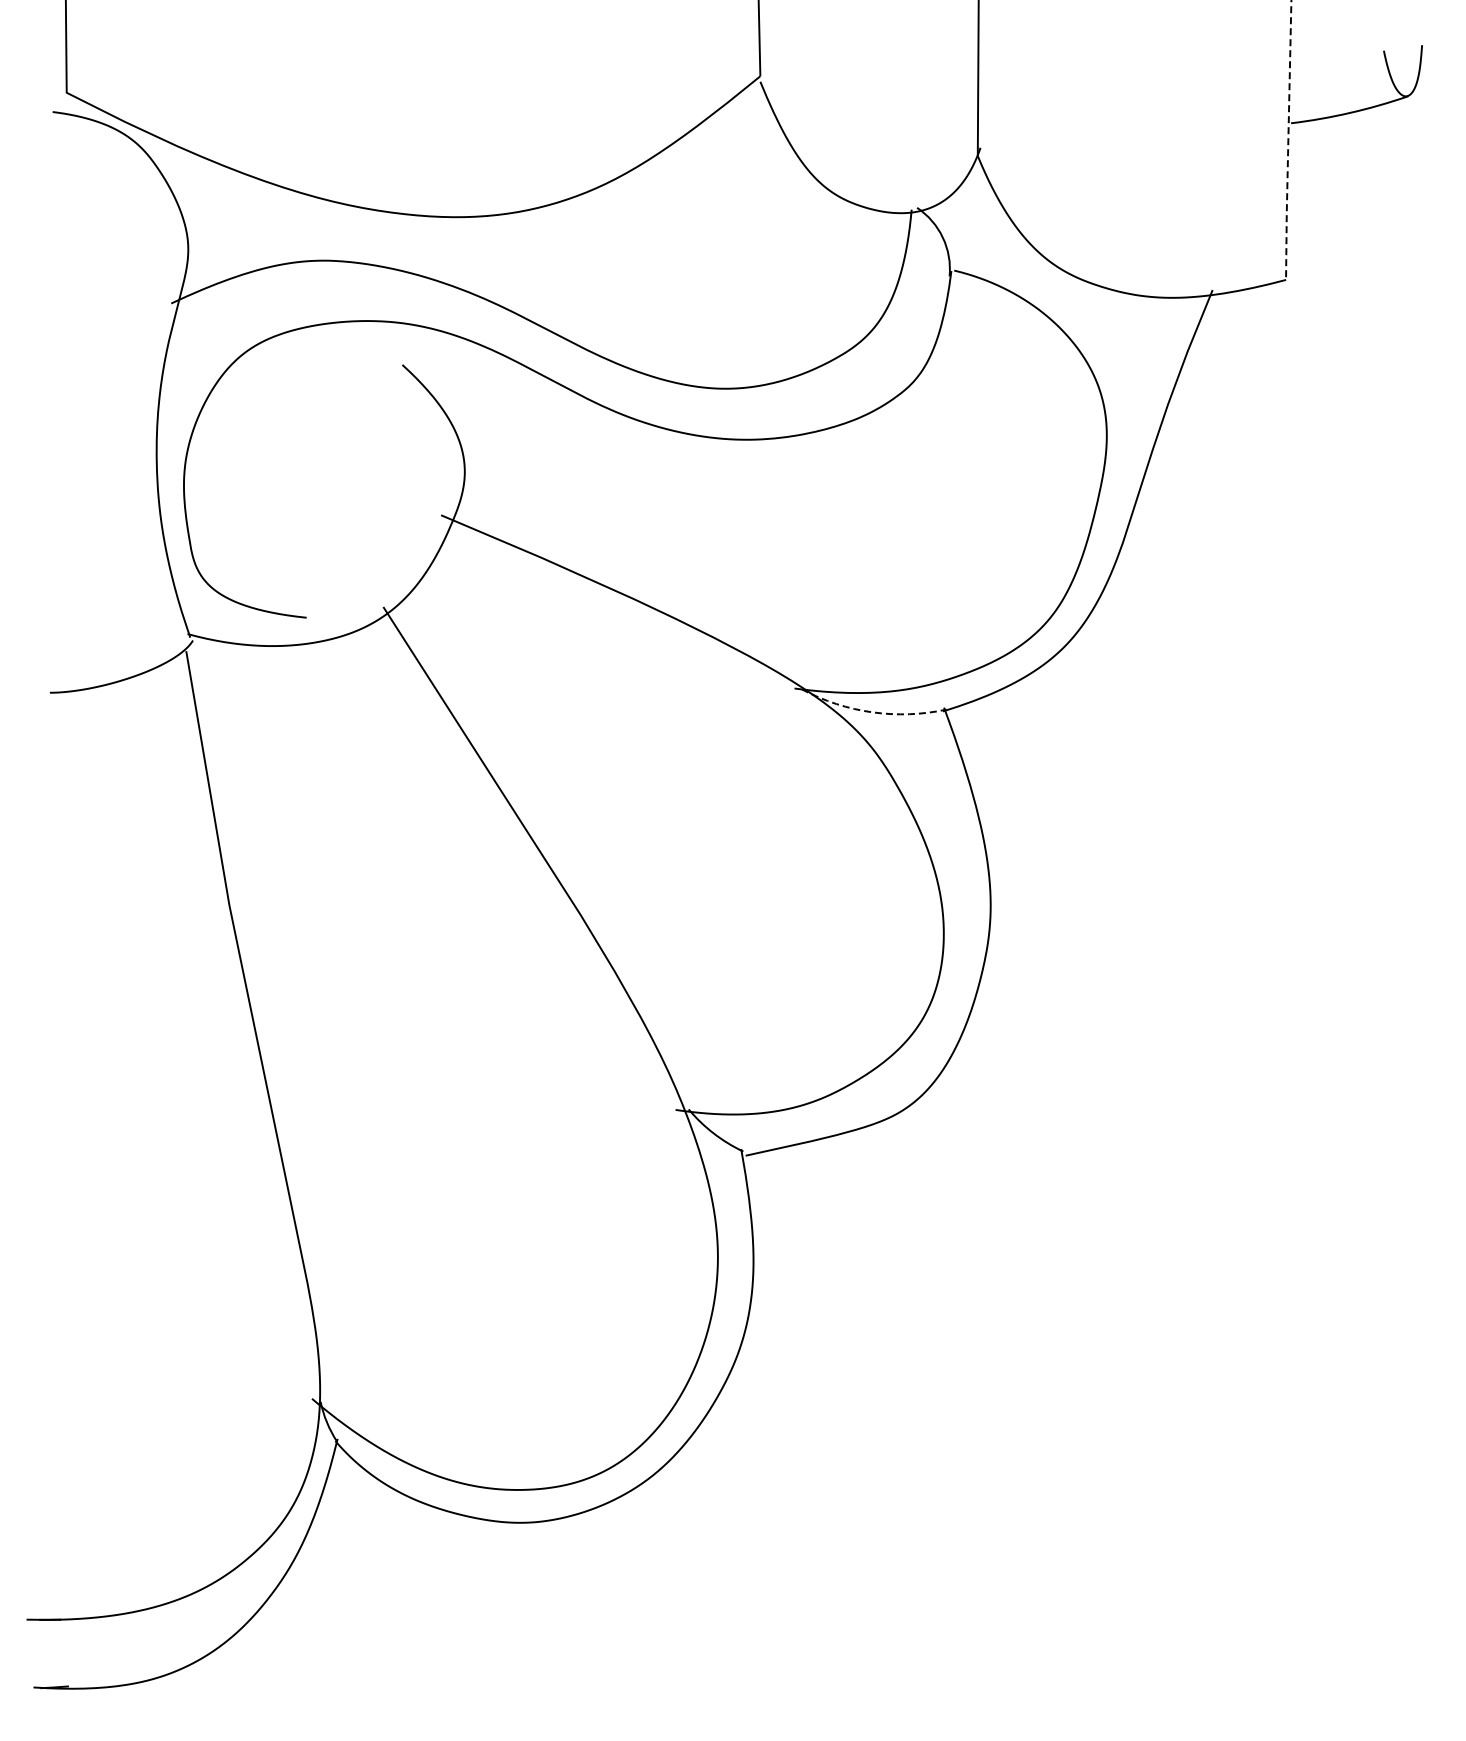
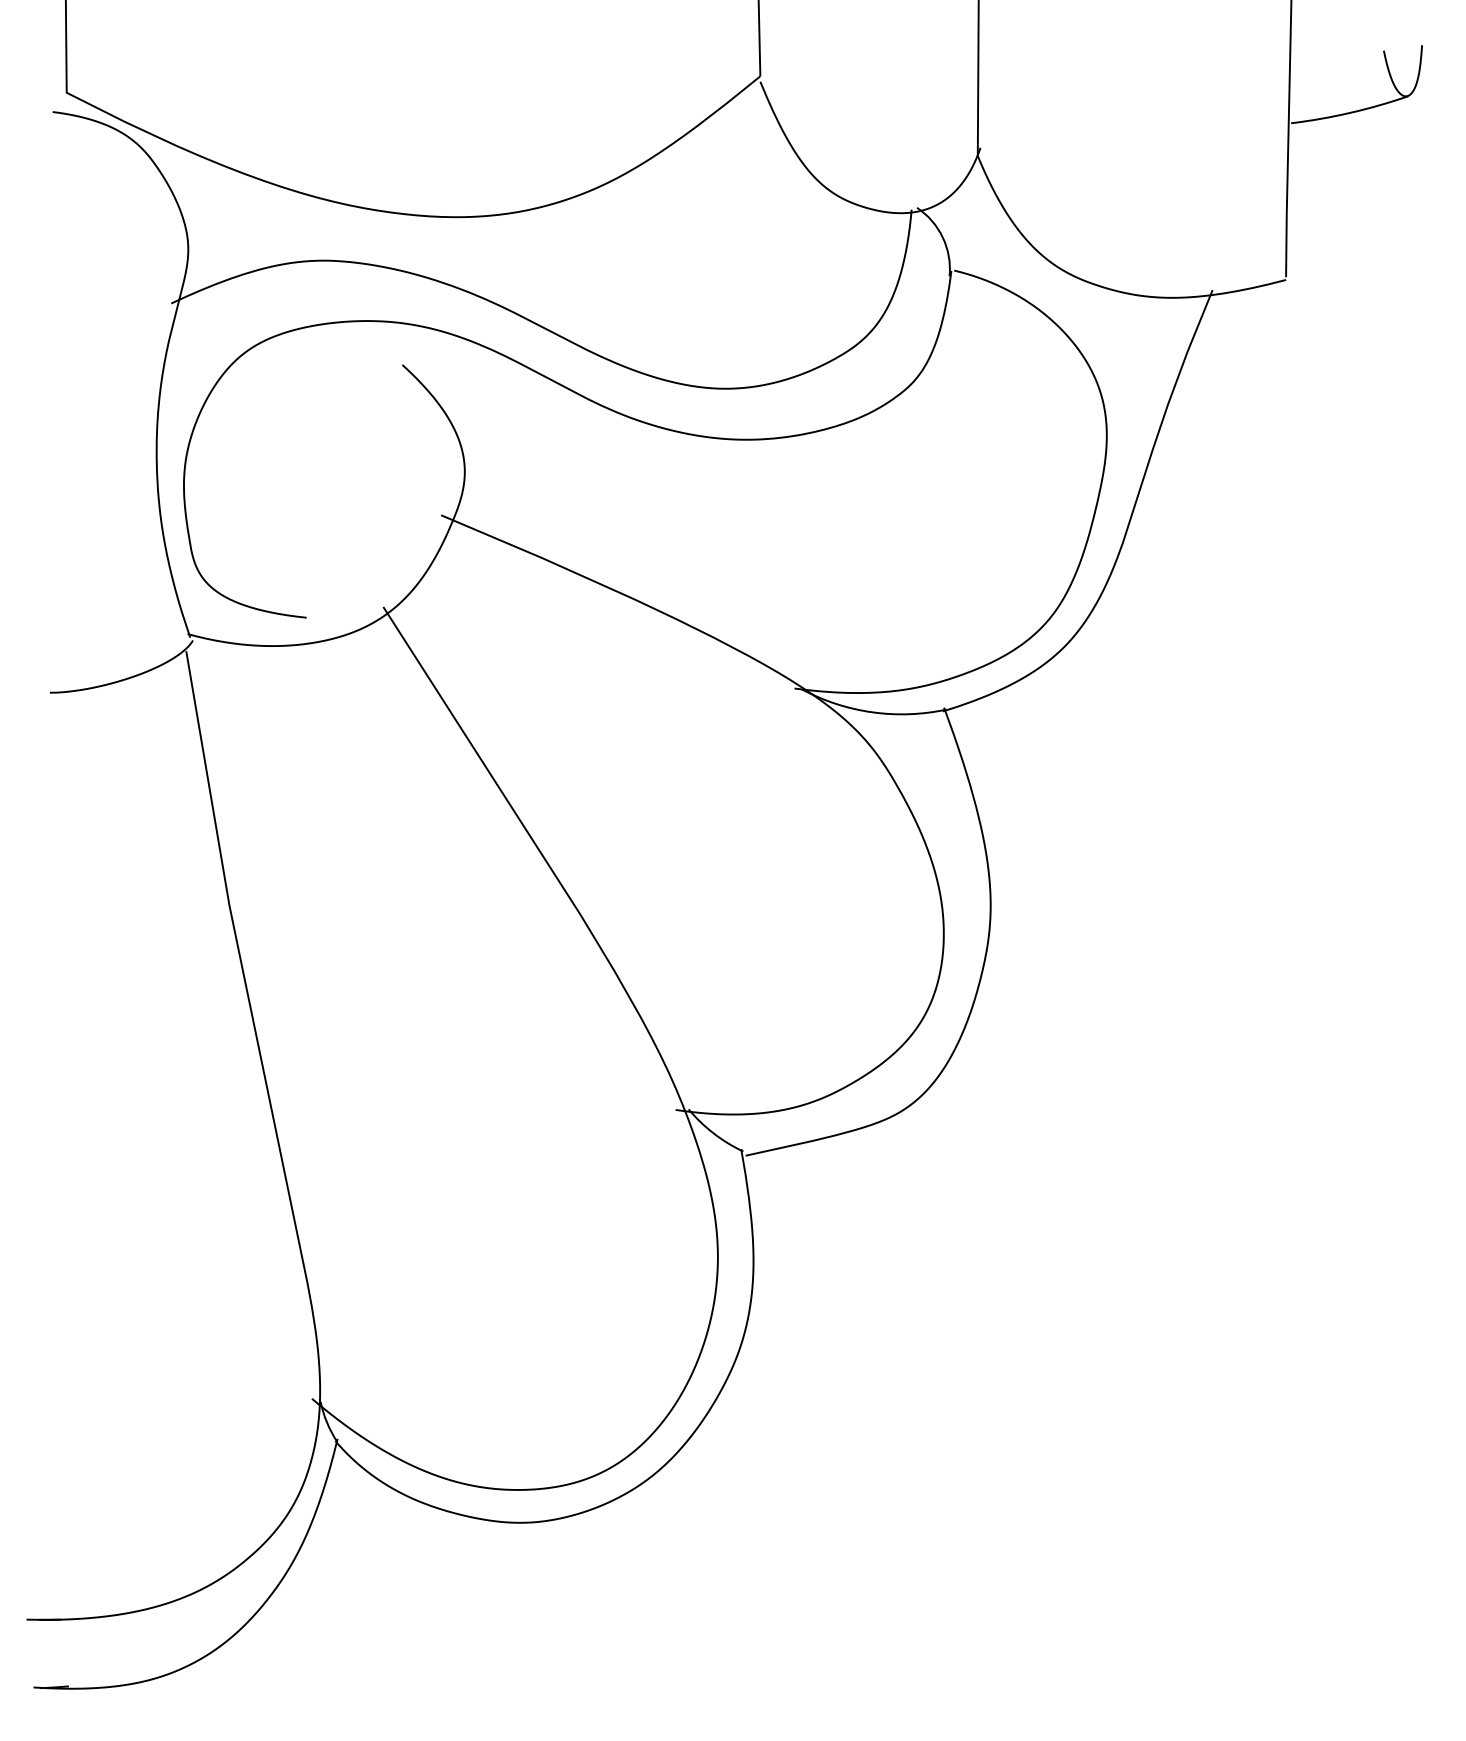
line: dashed -> solid (1288, 138)
arc: dashed -> solid (872, 712)
